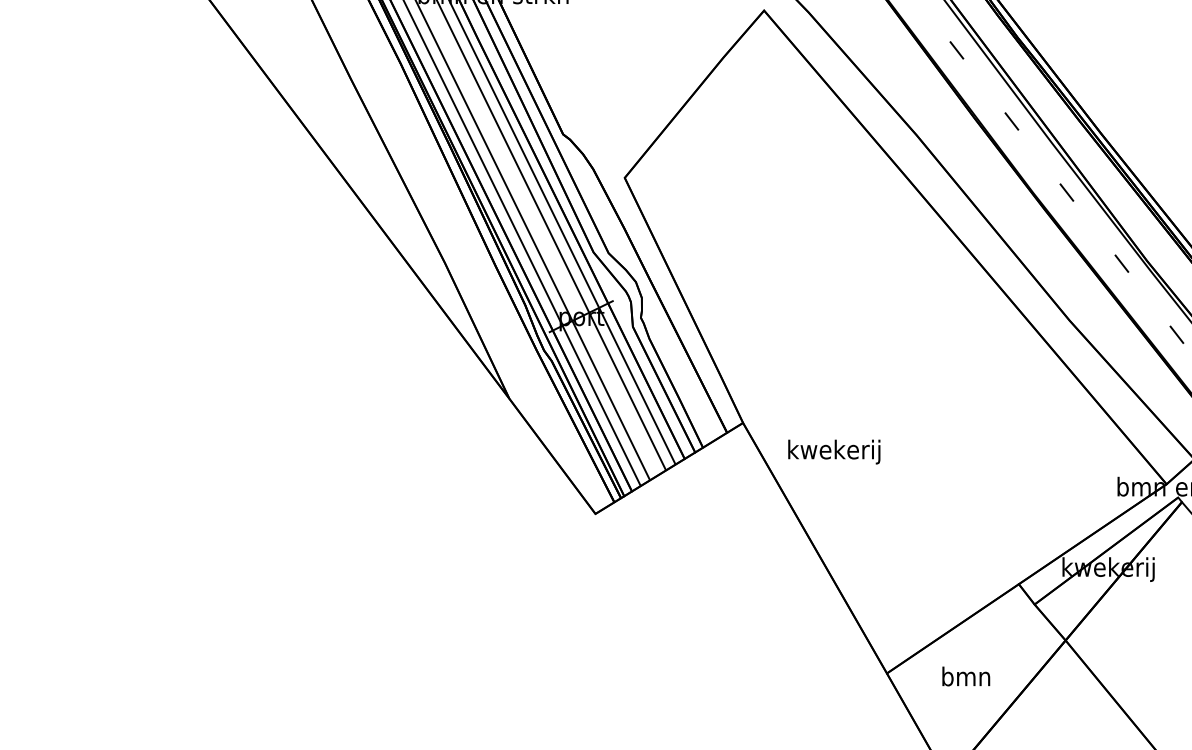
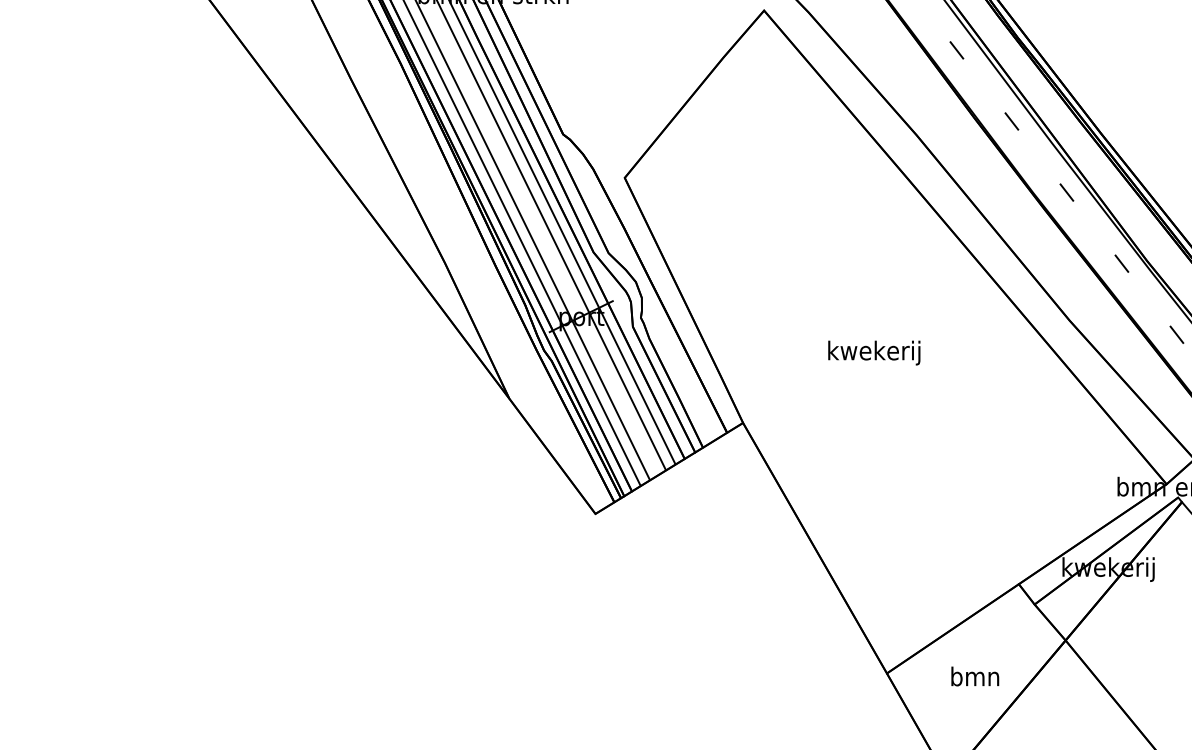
text position: (834, 451) -> (874, 352) (874, 352)
text position: (966, 676) -> (975, 676) (975, 676)
